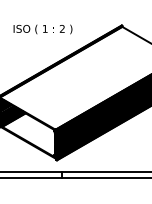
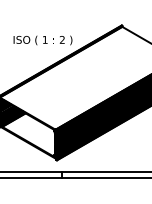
text position: (42, 29) -> (42, 40) (42, 40)
